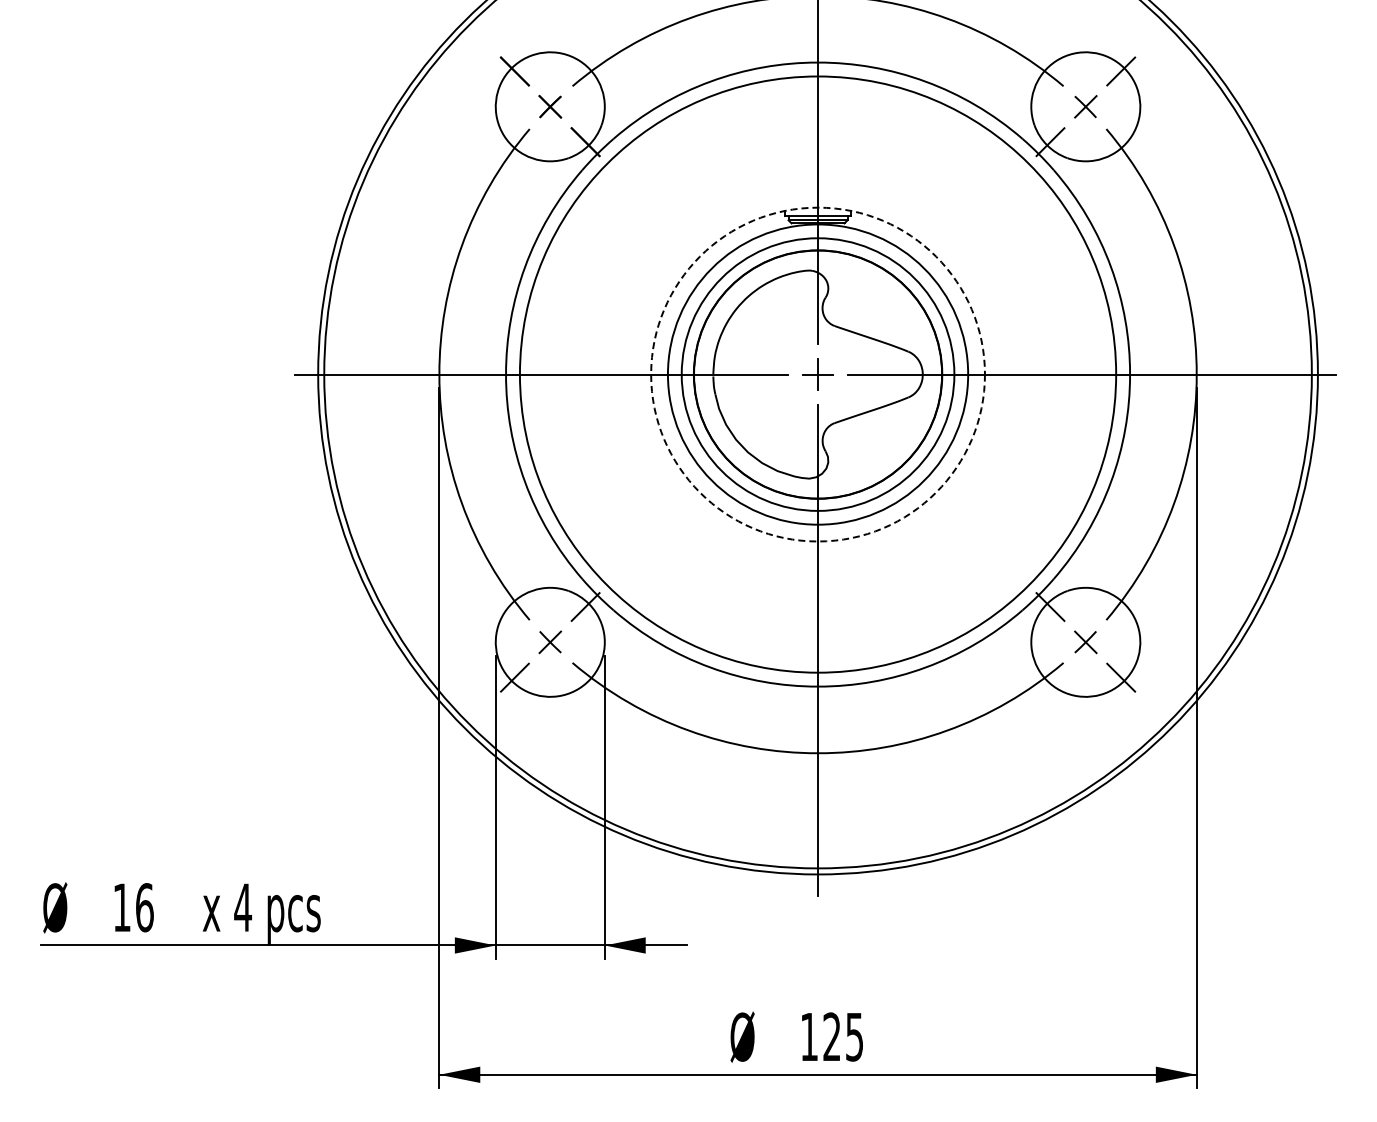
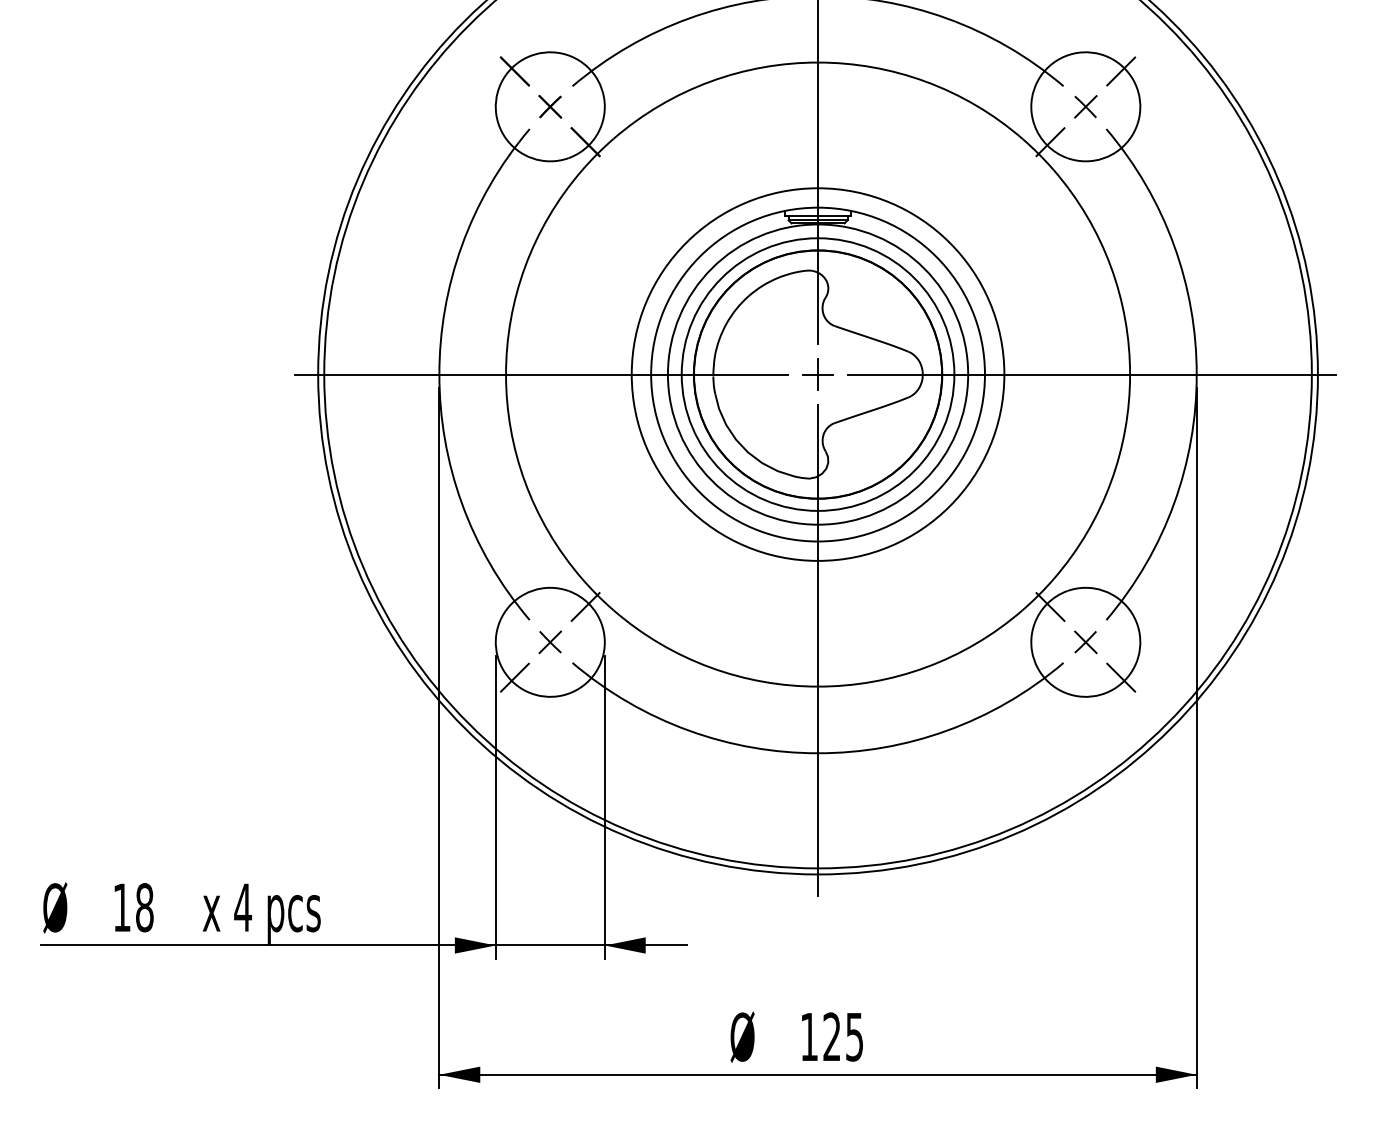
circle diameter: 596 px -> 373 px (817, 374)
circle: dashed -> solid (817, 374)
text: 16 -> 18 (144, 907)
